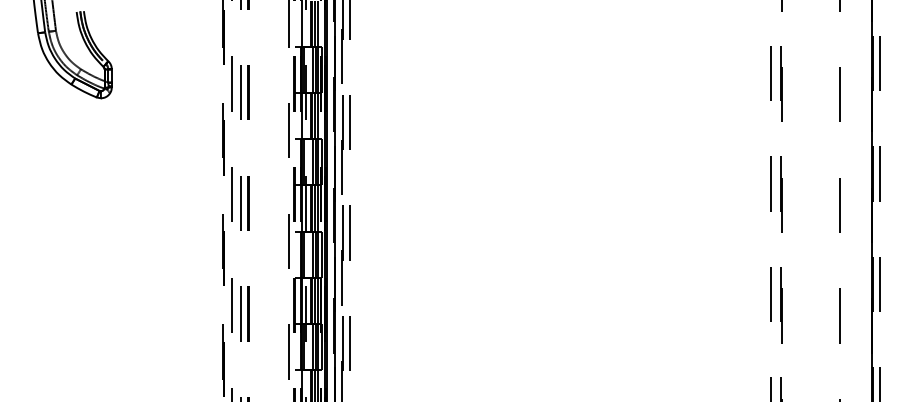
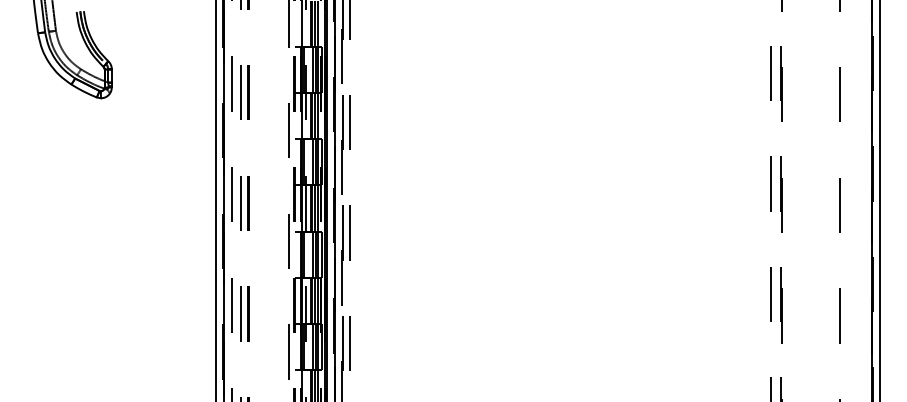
line: none -> present (215, 200)
line: dashed -> solid (224, 201)
line: dashed -> solid (879, 201)
